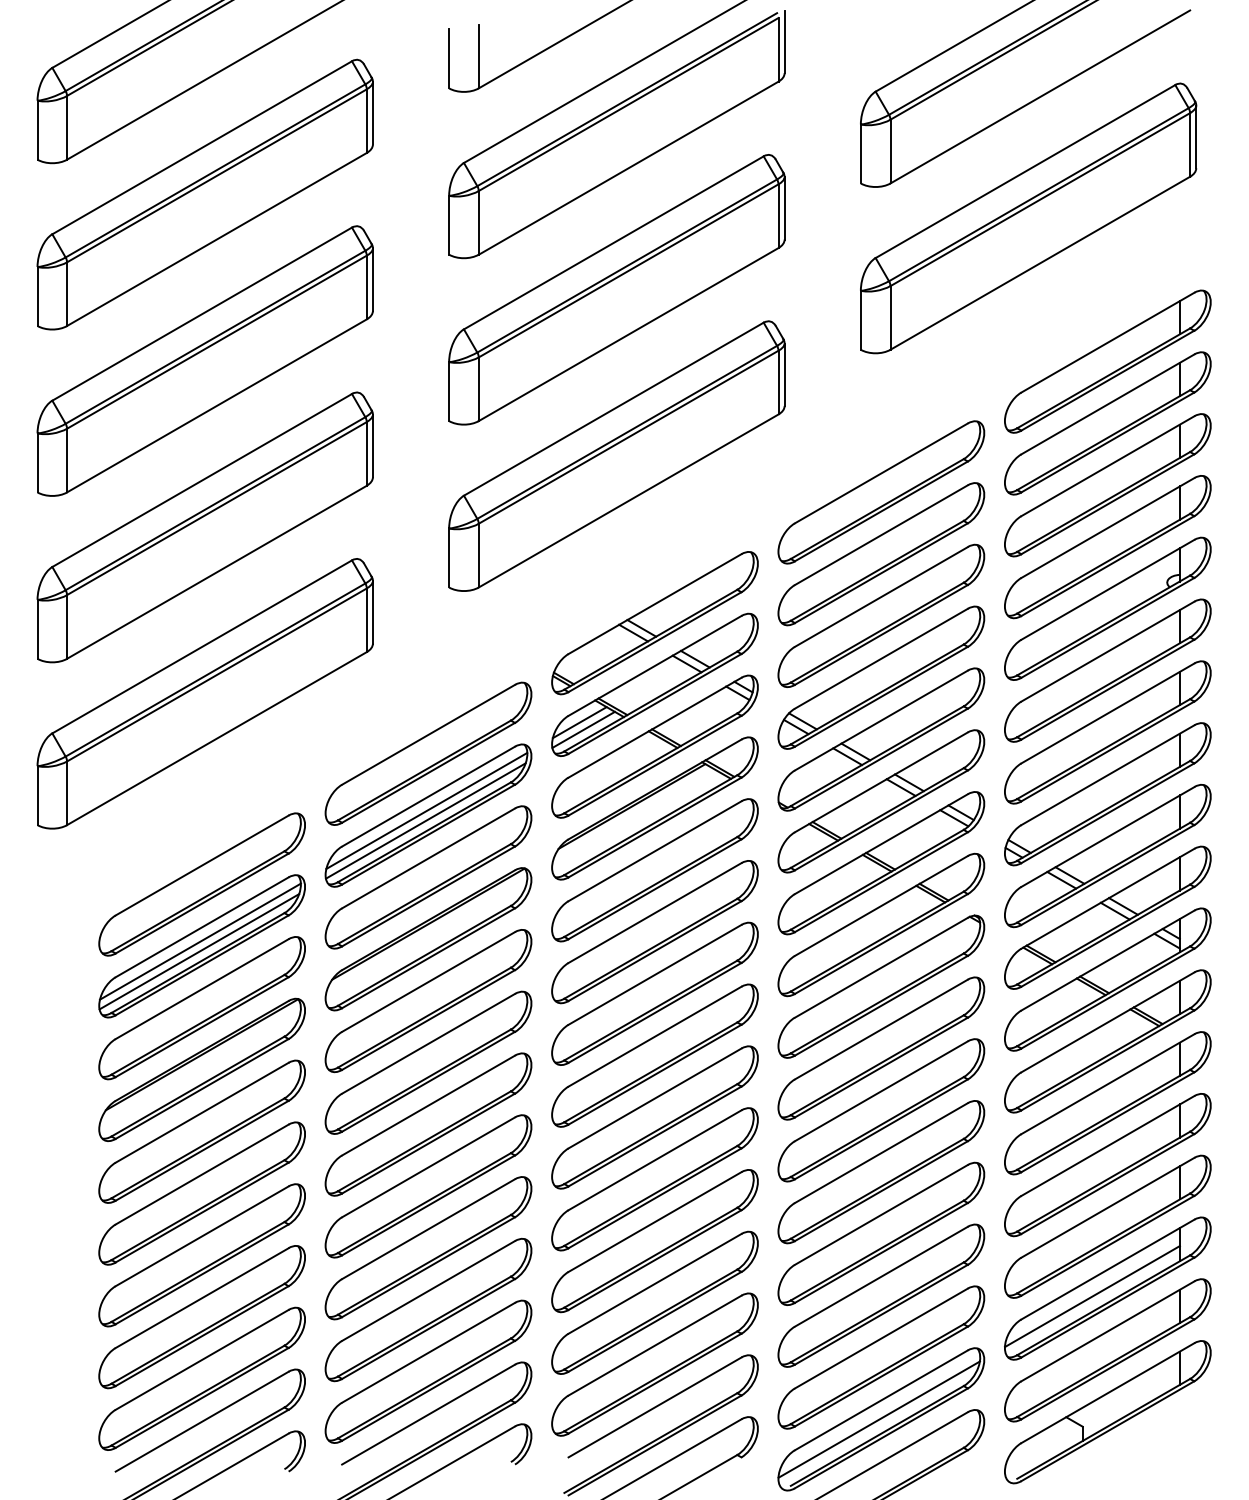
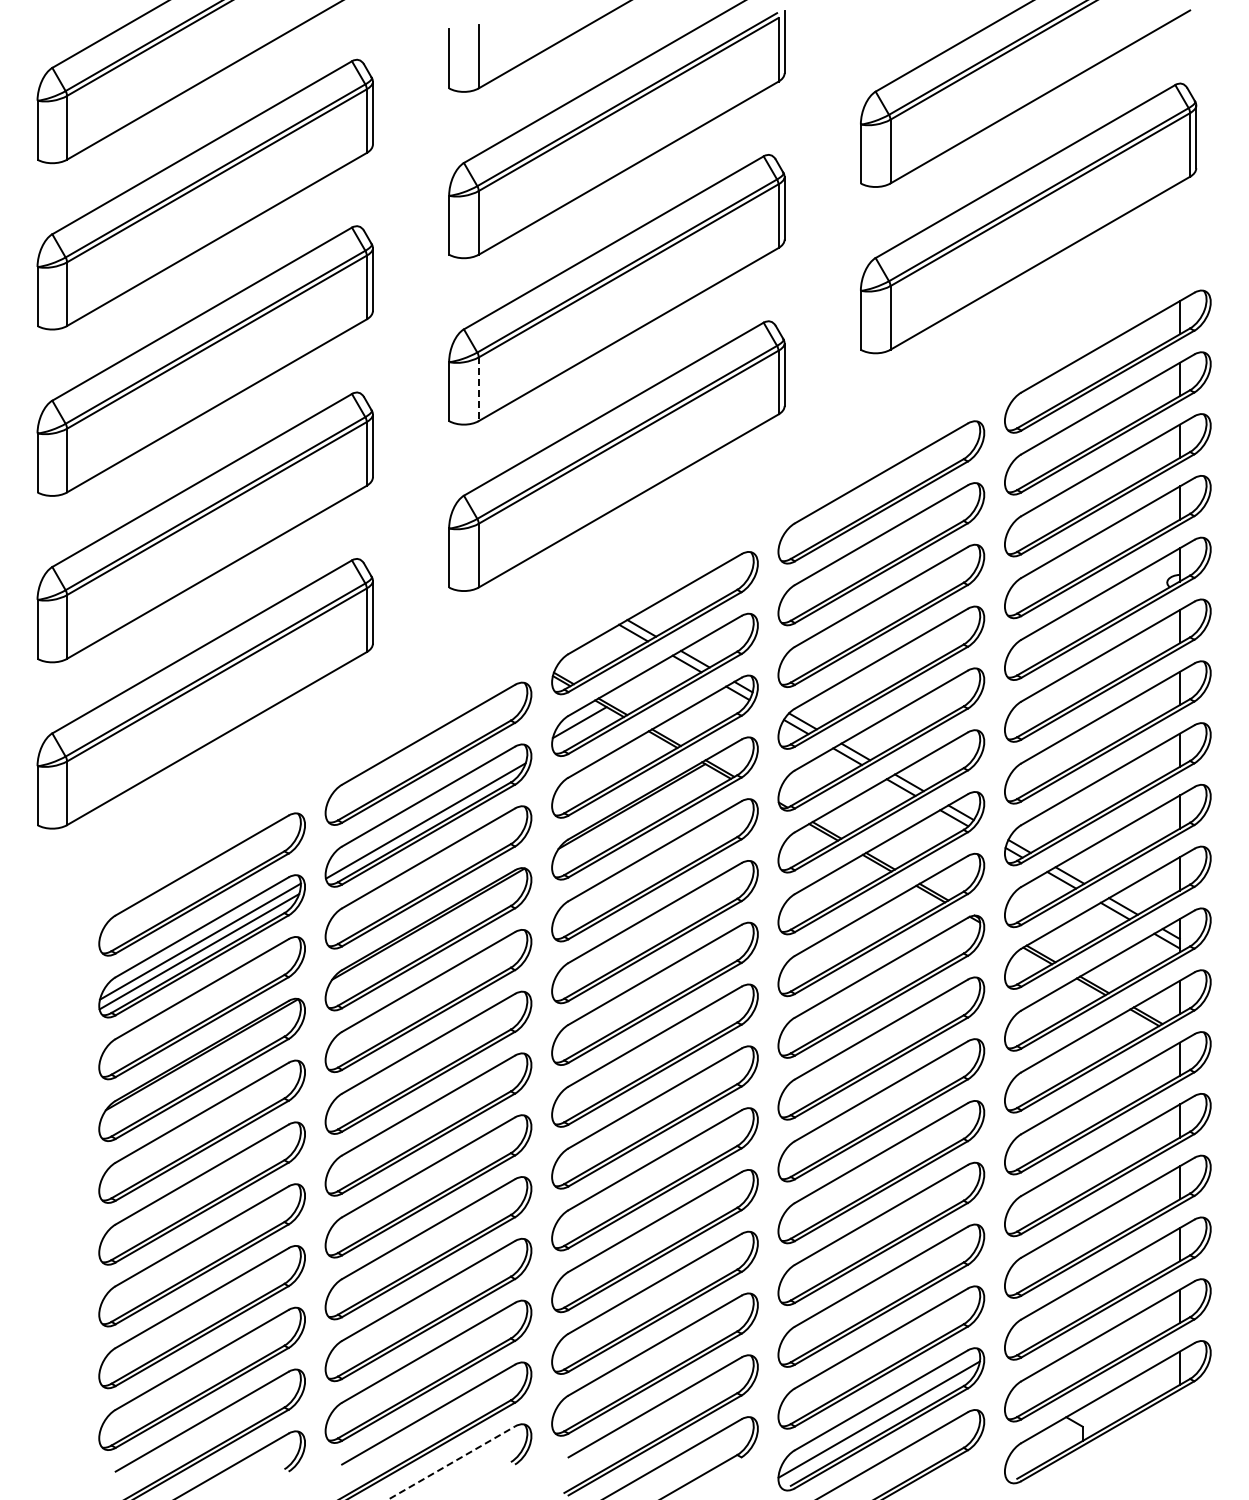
line: solid -> dashed (478, 389)
line: present -> none (583, 729)
line: present -> none (426, 810)
line: present -> none (1092, 1296)
line: solid -> dashed (451, 1462)
